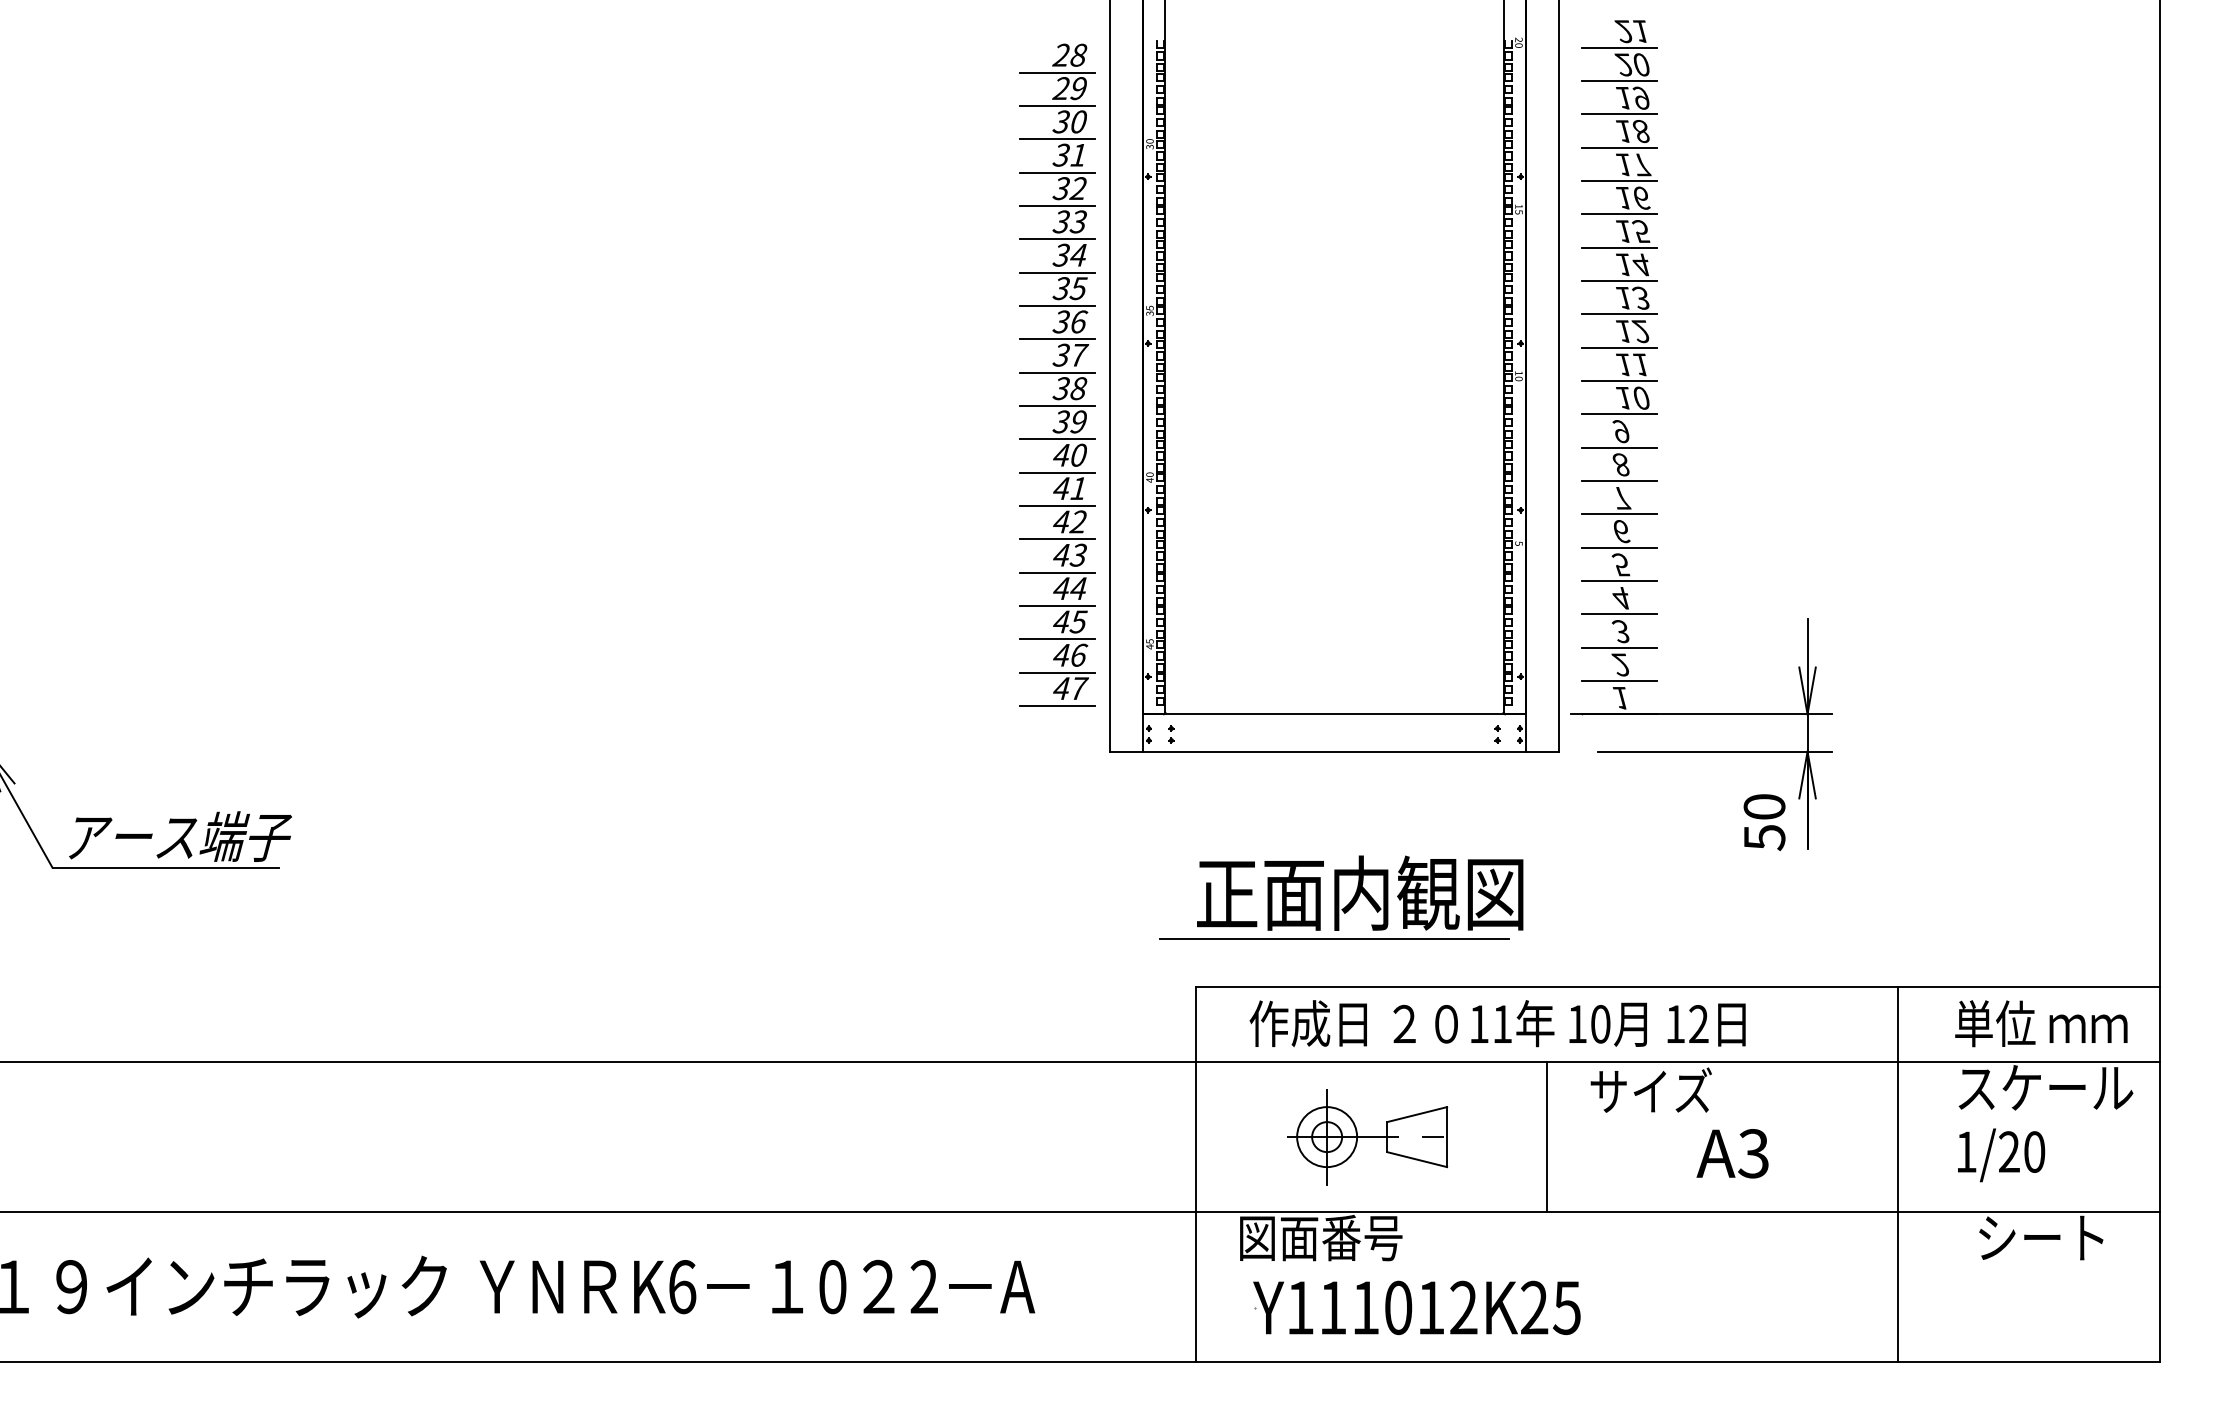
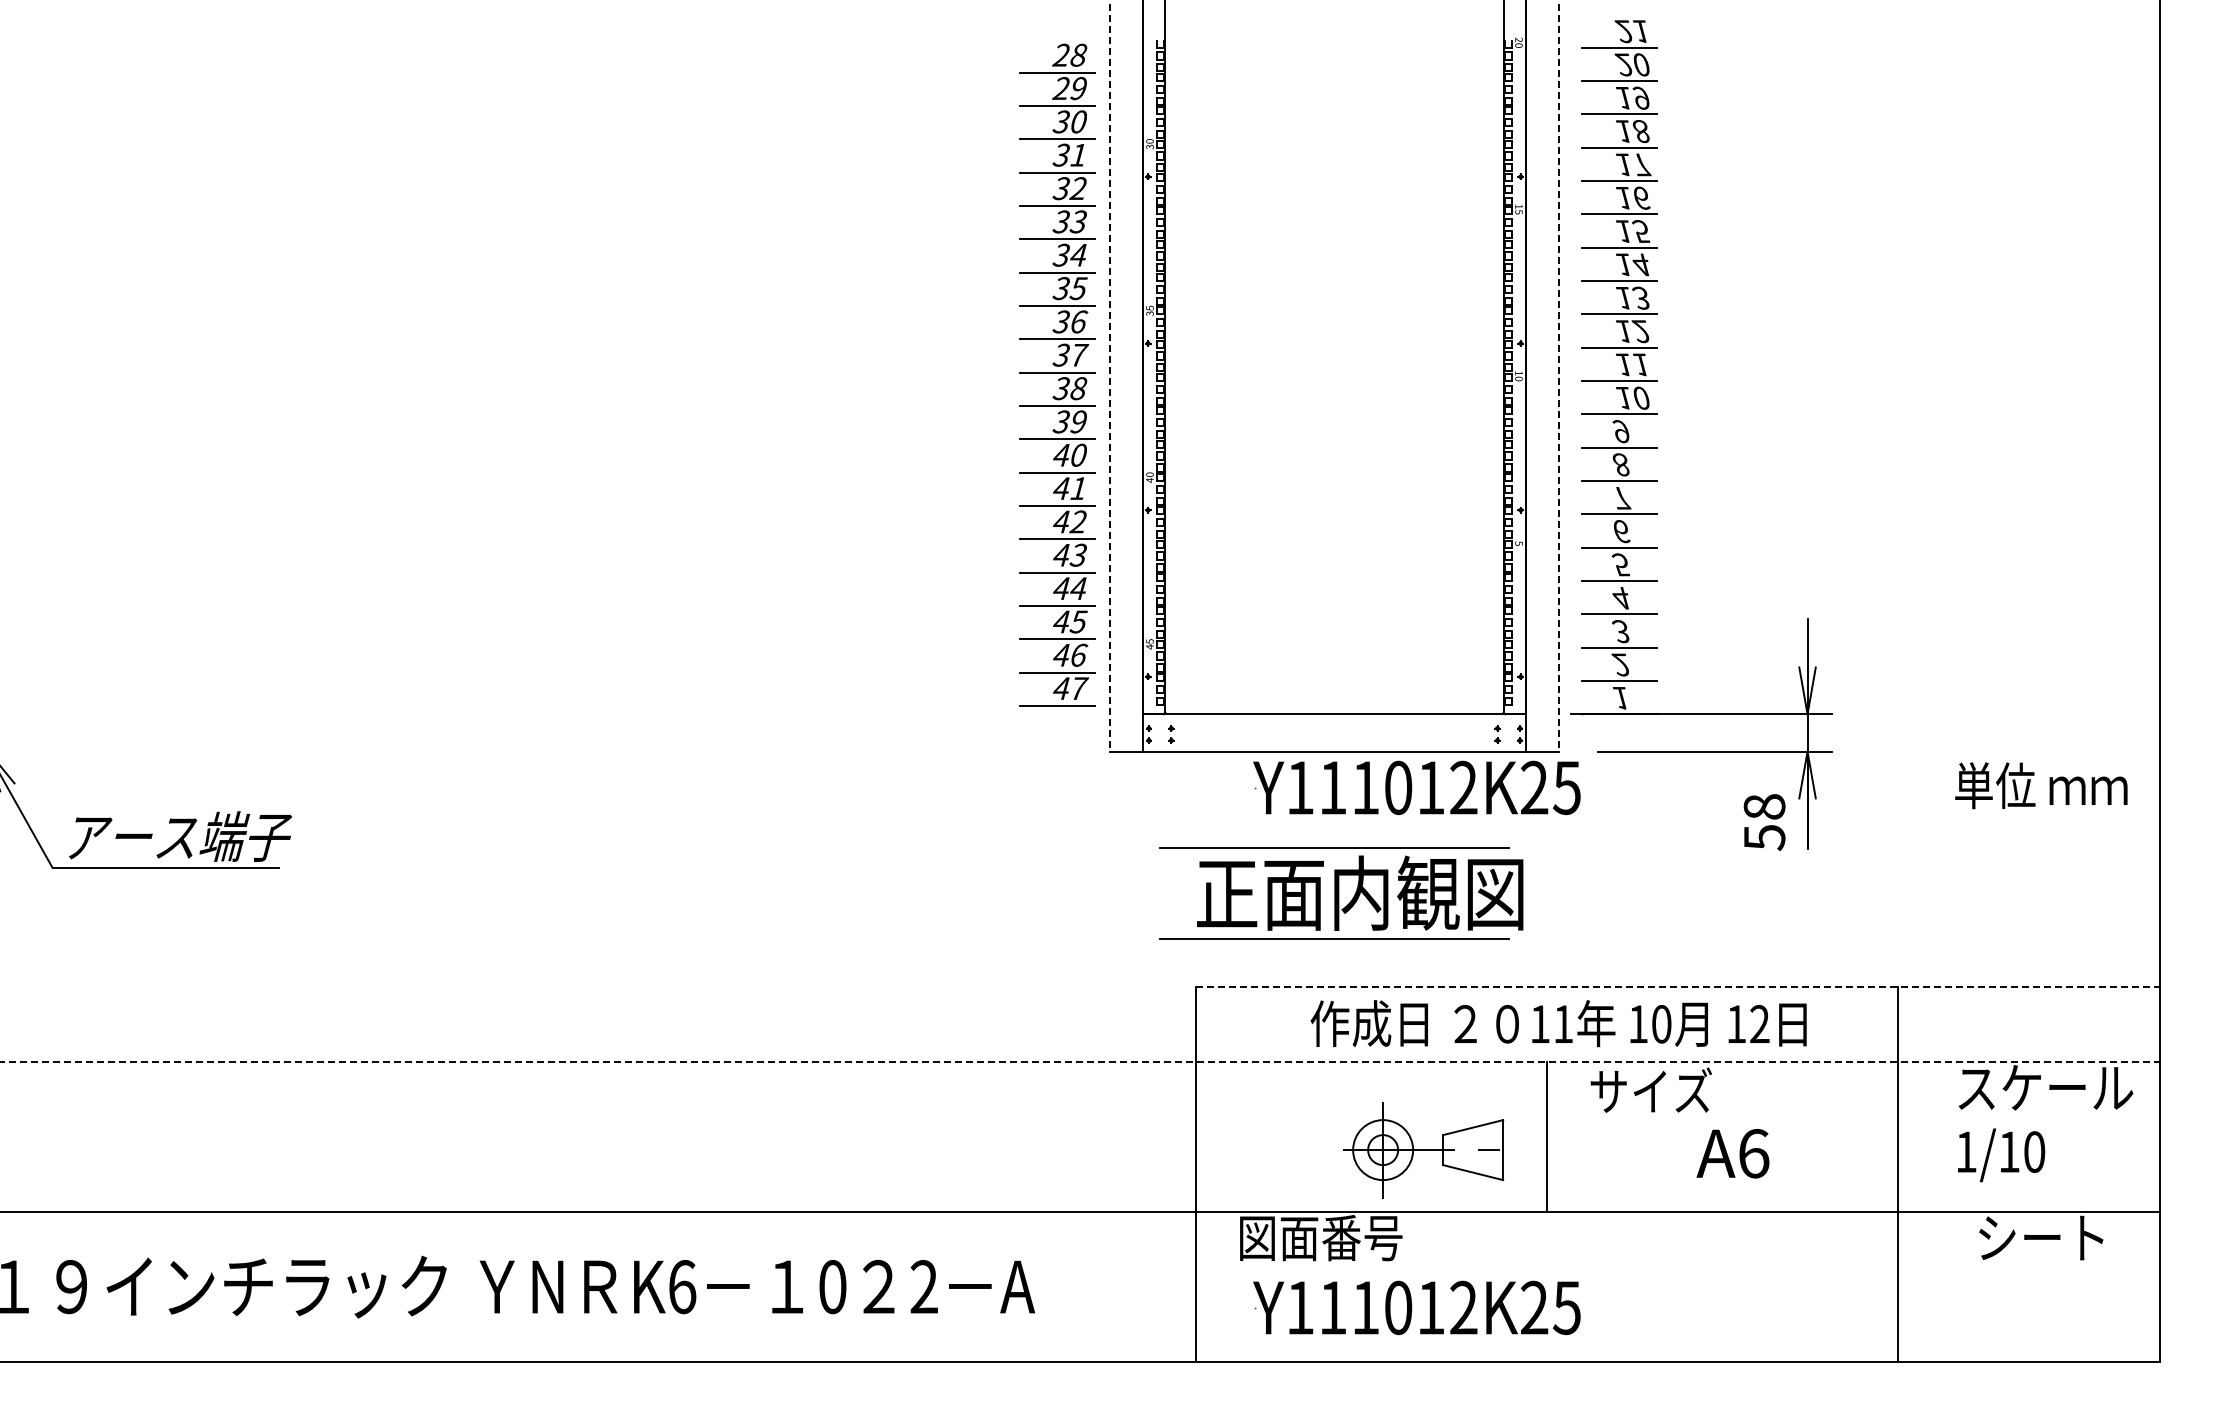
line: solid -> dashed (1109, 376)
line: solid -> dashed (1559, 376)
part: none -> present (1416, 787)
text: 50 -> 58 (1764, 806)
line: none -> present (1334, 847)
line: solid -> dashed (1678, 987)
text position: (1497, 1023) -> (1558, 1023) (1558, 1023)
text position: (2041, 1023) -> (2041, 785) (2041, 785)
line: solid -> dashed (1080, 1062)
part position: (1367, 1137) -> (1423, 1150) (1423, 1150)
text: 1/20 -> 1/10 (2009, 1151)
text: A3 -> A6 (1753, 1153)
